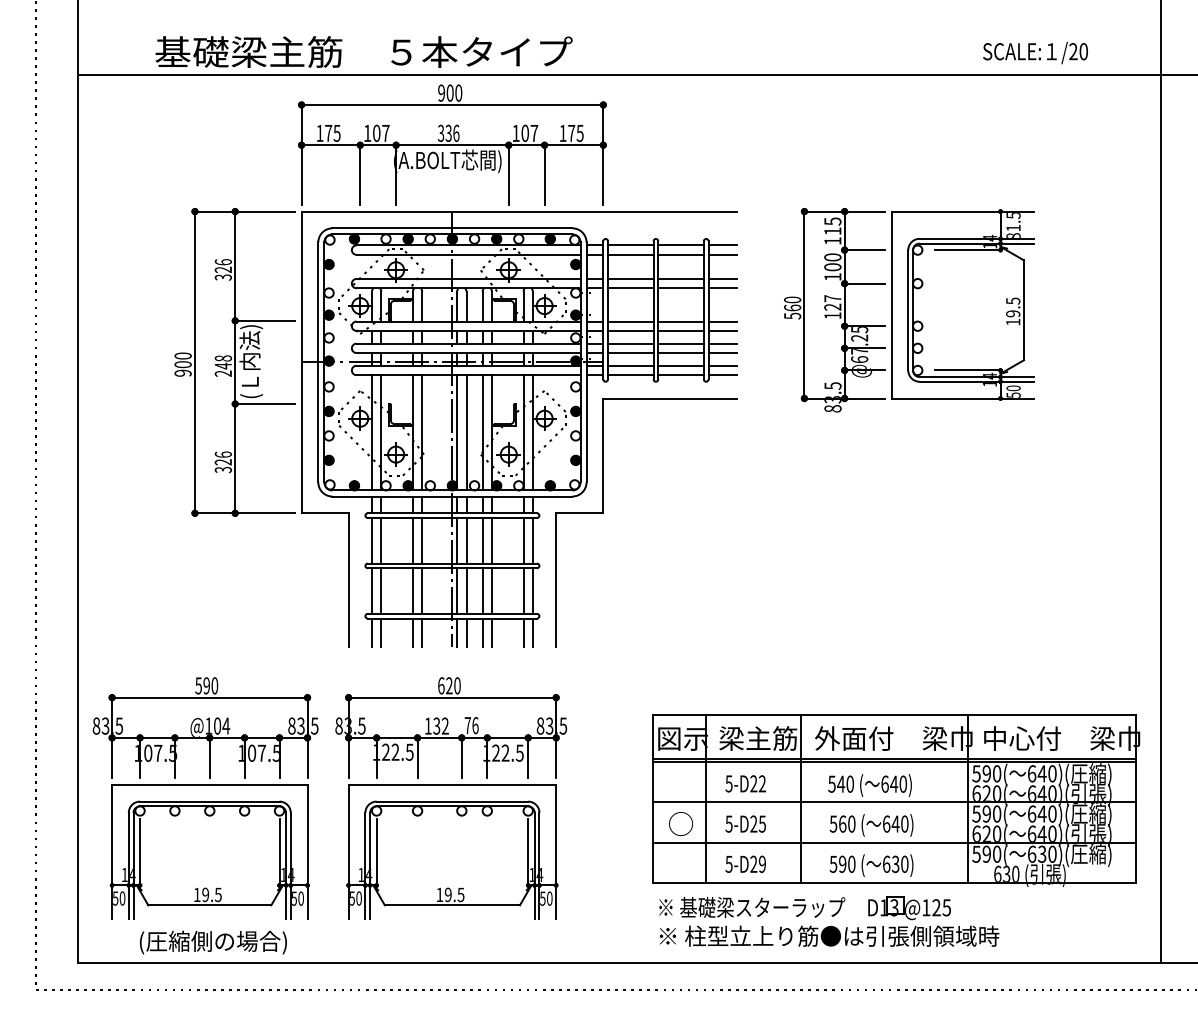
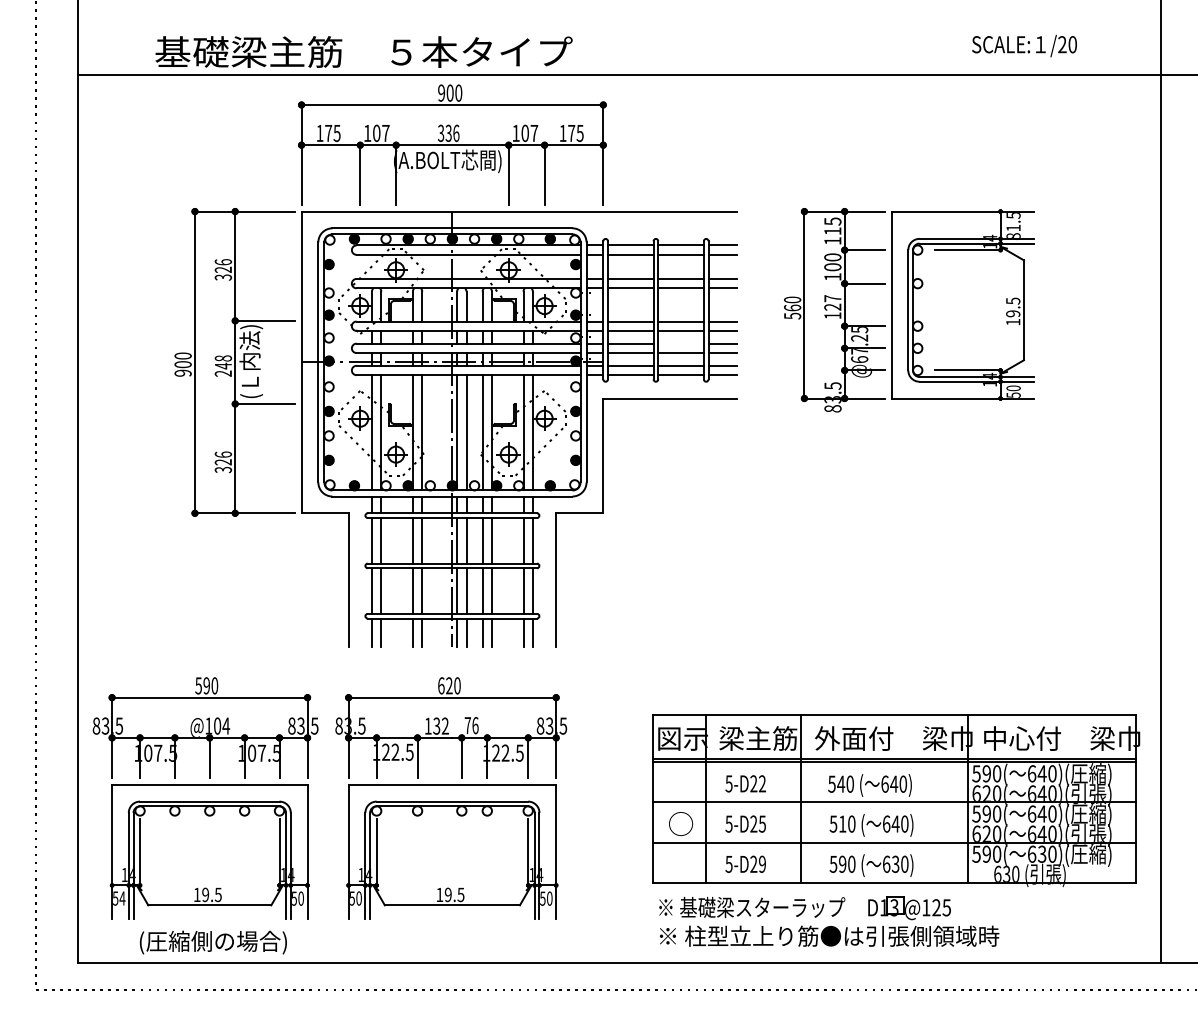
text position: (1035, 52) -> (1024, 45) (1024, 45)
line: present -> none (680, 343)
text: 560 -> 510 (842, 823)
text: 50 -> 54 (122, 898)
